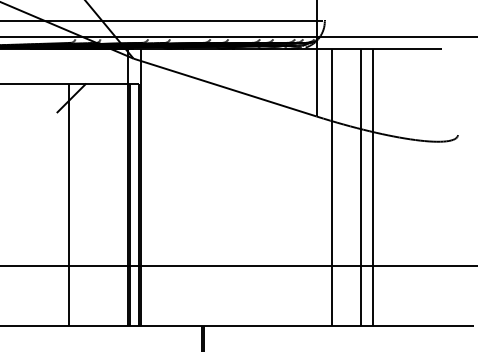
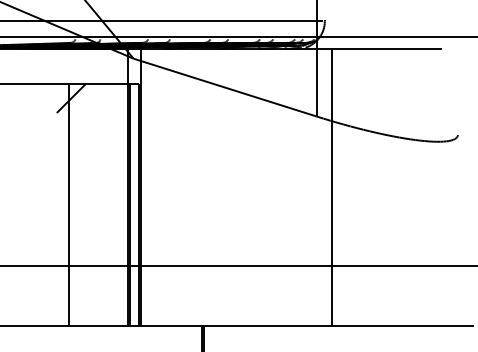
line: present -> none (360, 186)
line: present -> none (372, 186)
